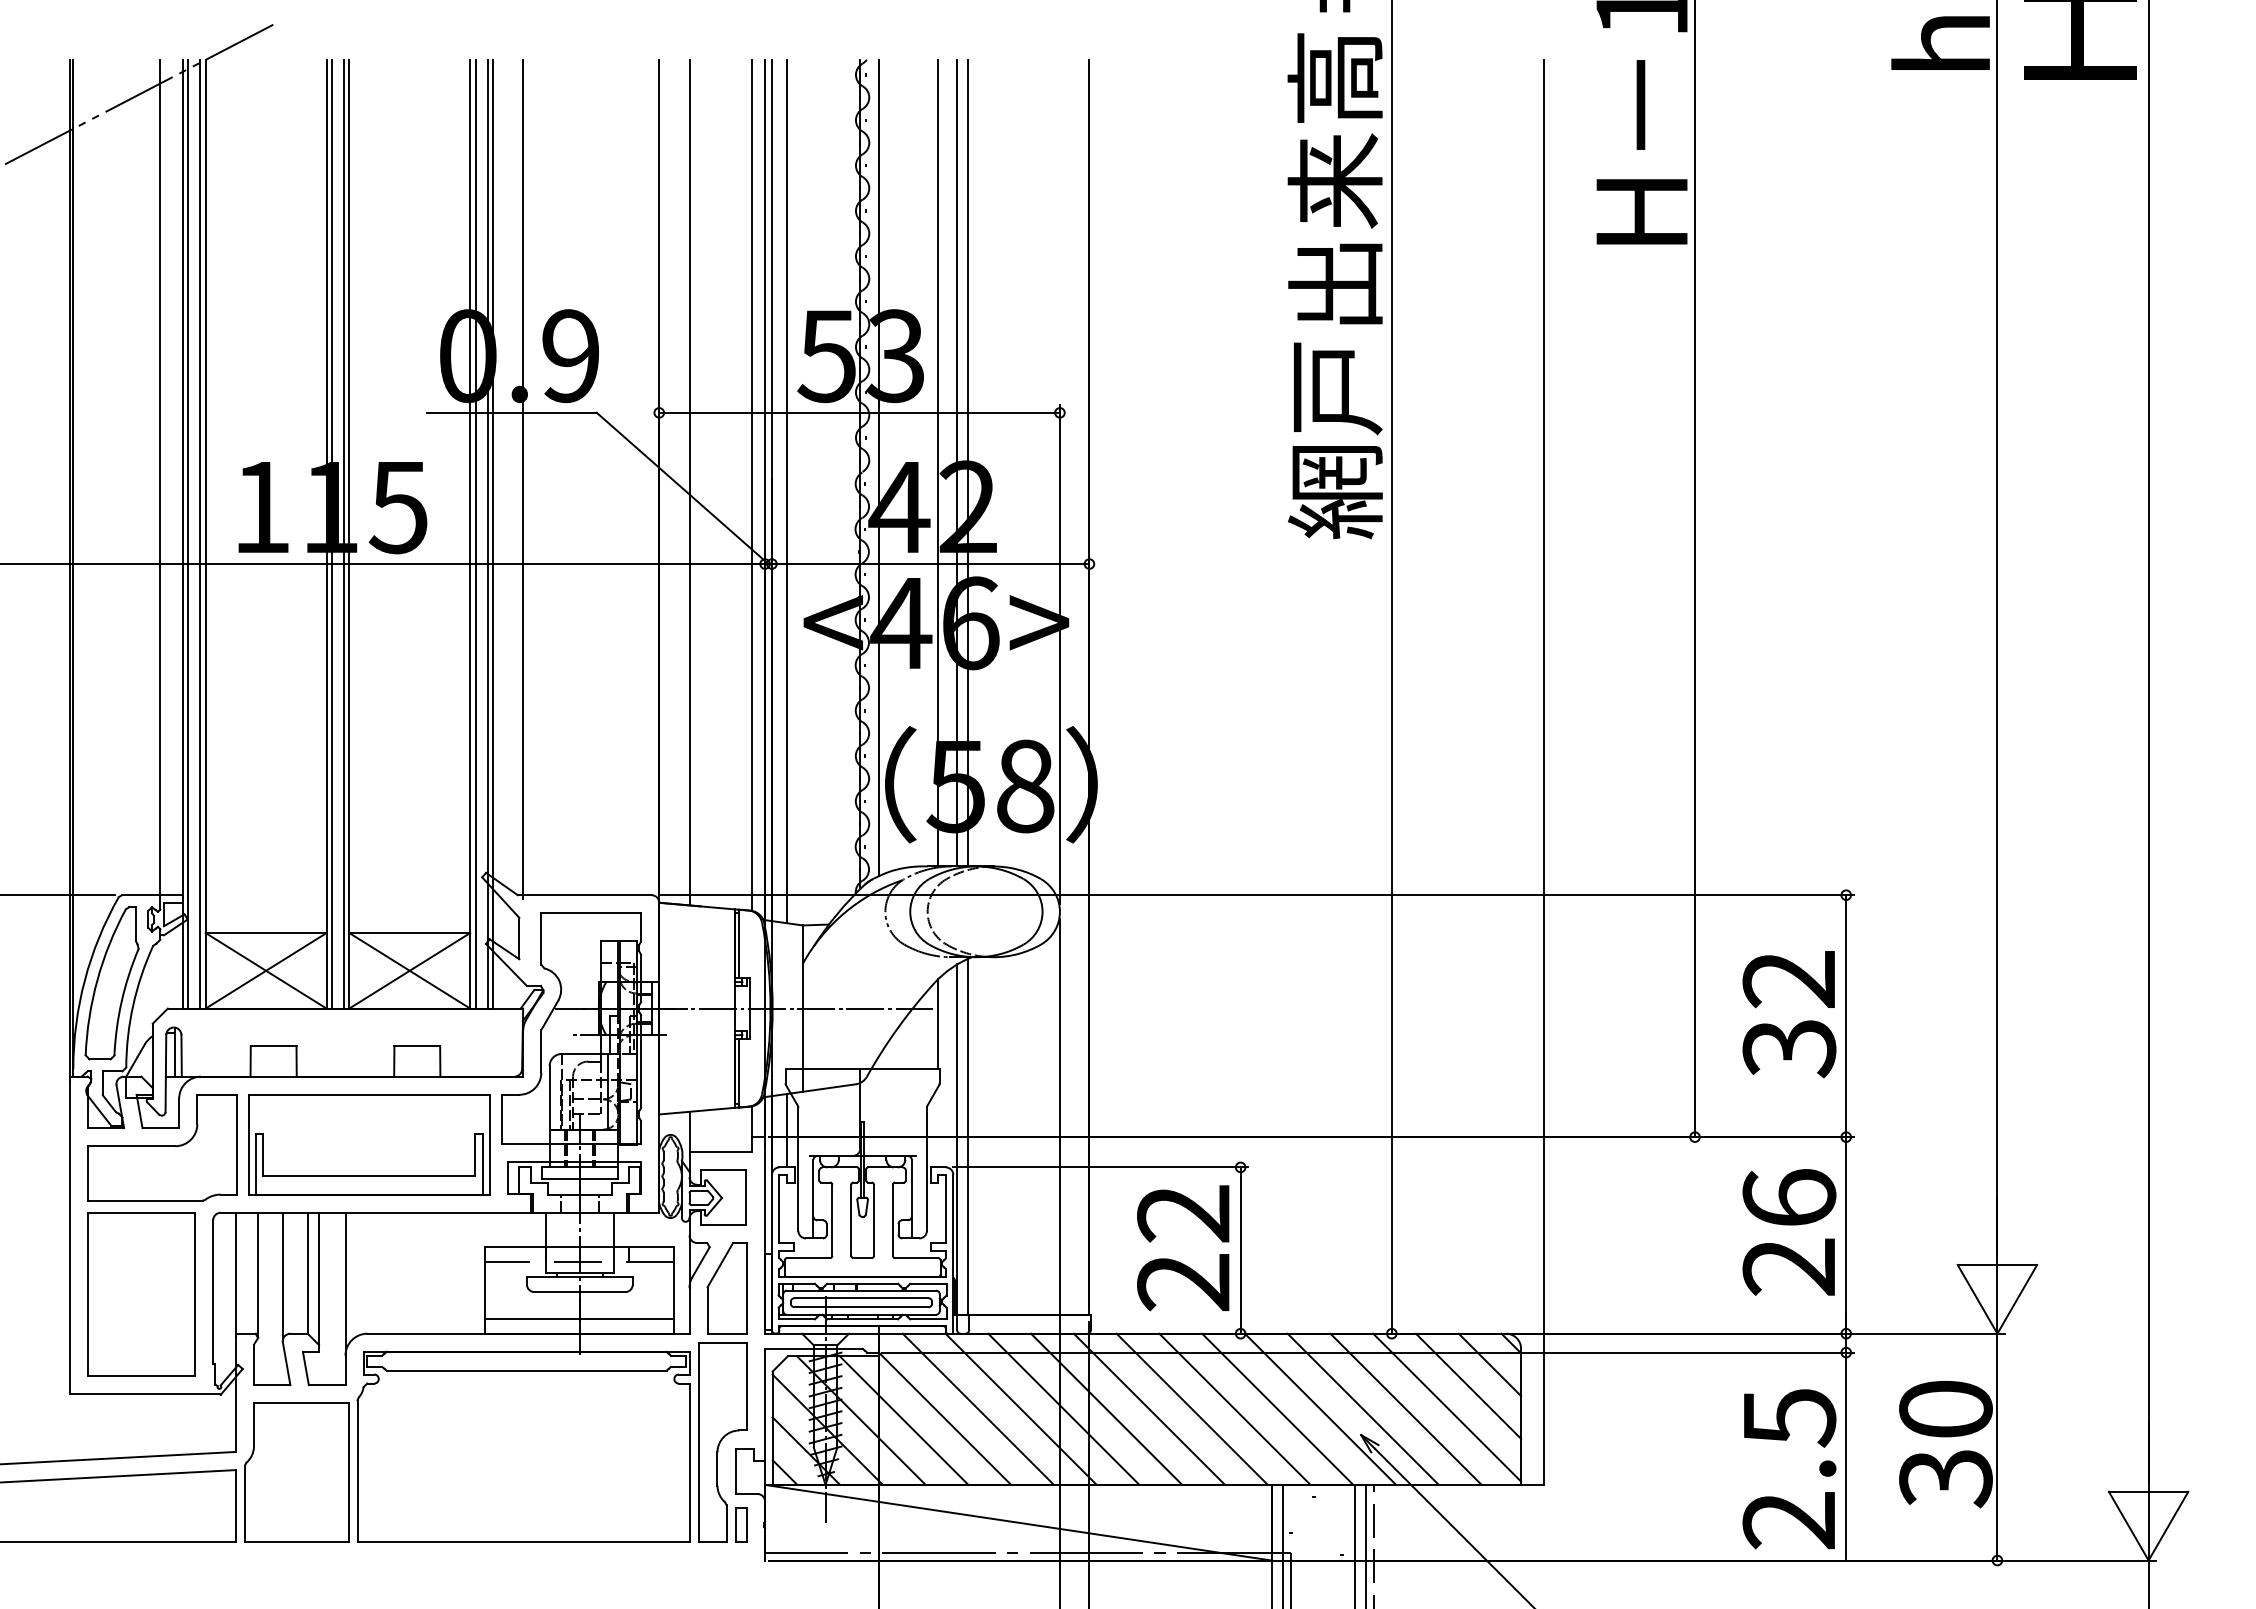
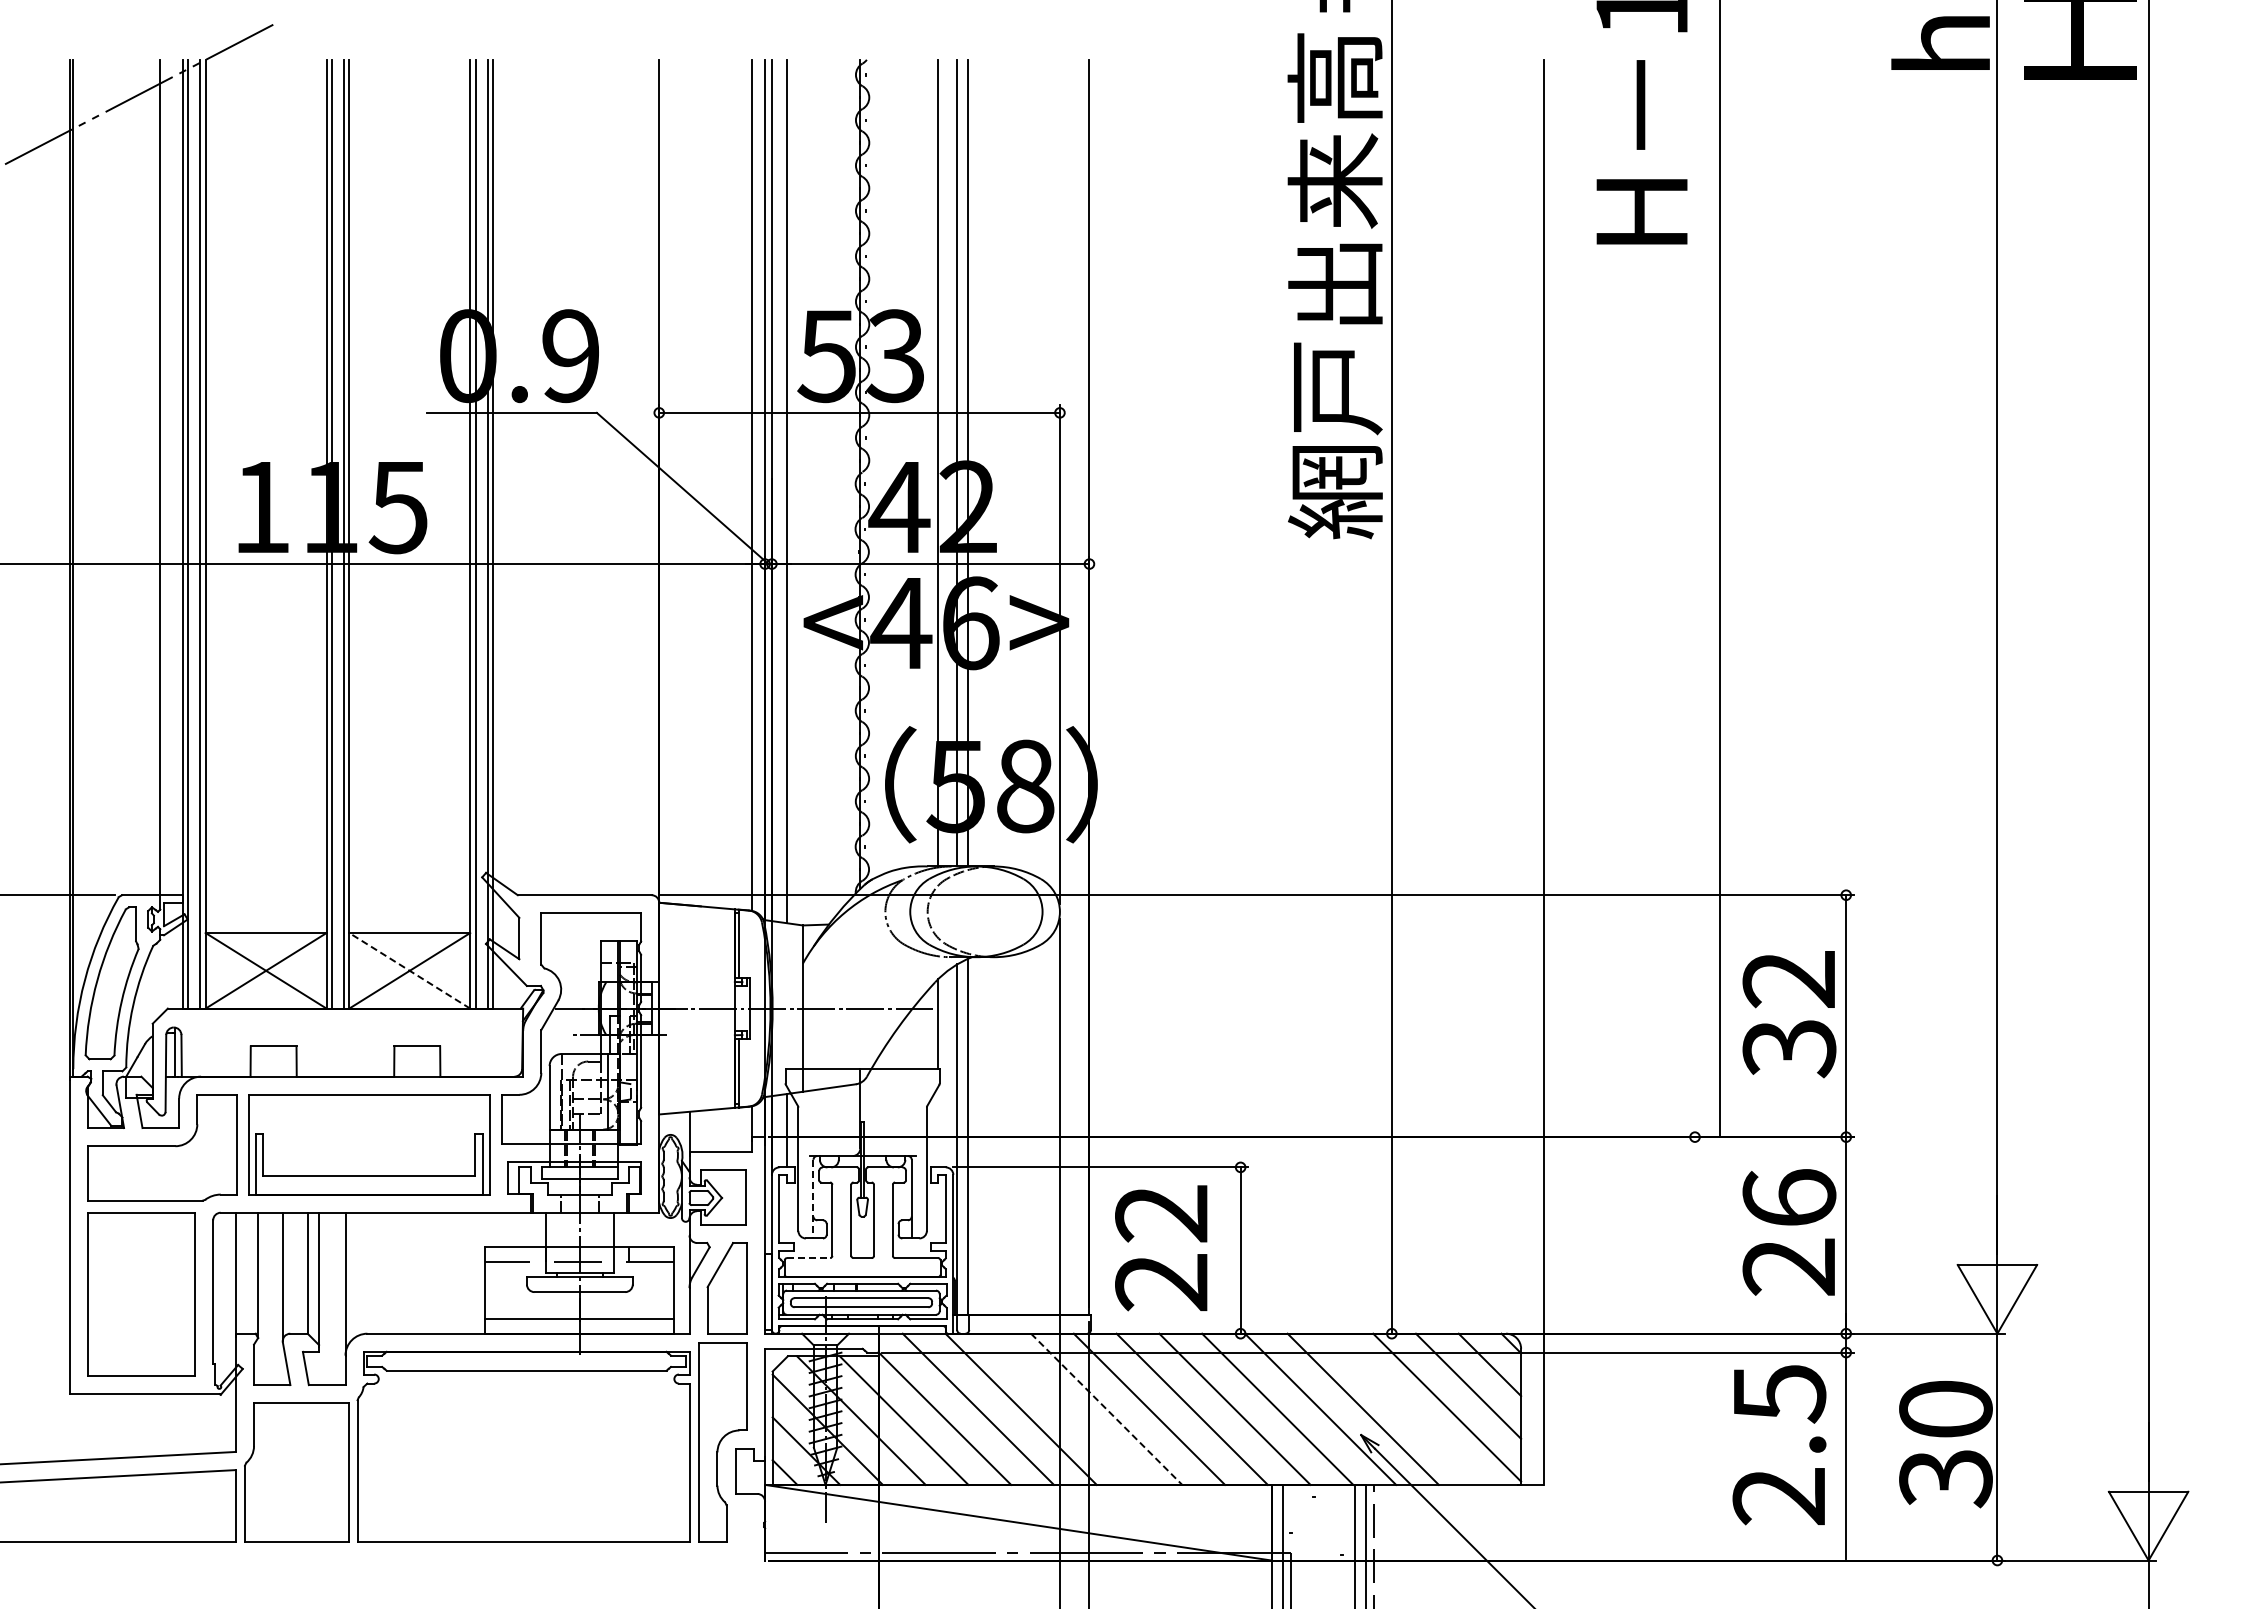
line: present -> none (878, 467)
line: present -> none (523, 479)
line: present -> none (689, 482)
line position: (1695, 569) -> (1720, 569) (1720, 569)
line: solid -> dashed (409, 970)
line: solid -> dashed (813, 1199)
text position: (1183, 1248) -> (1161, 1248) (1161, 1248)
line: solid -> dashed (808, 1258)
line: present -> none (1063, 1408)
line: present -> none (1405, 1408)
line: solid -> dashed (1106, 1409)
text position: (1789, 1469) -> (1779, 1445) (1779, 1445)
part: present -> none (741, 1524)
